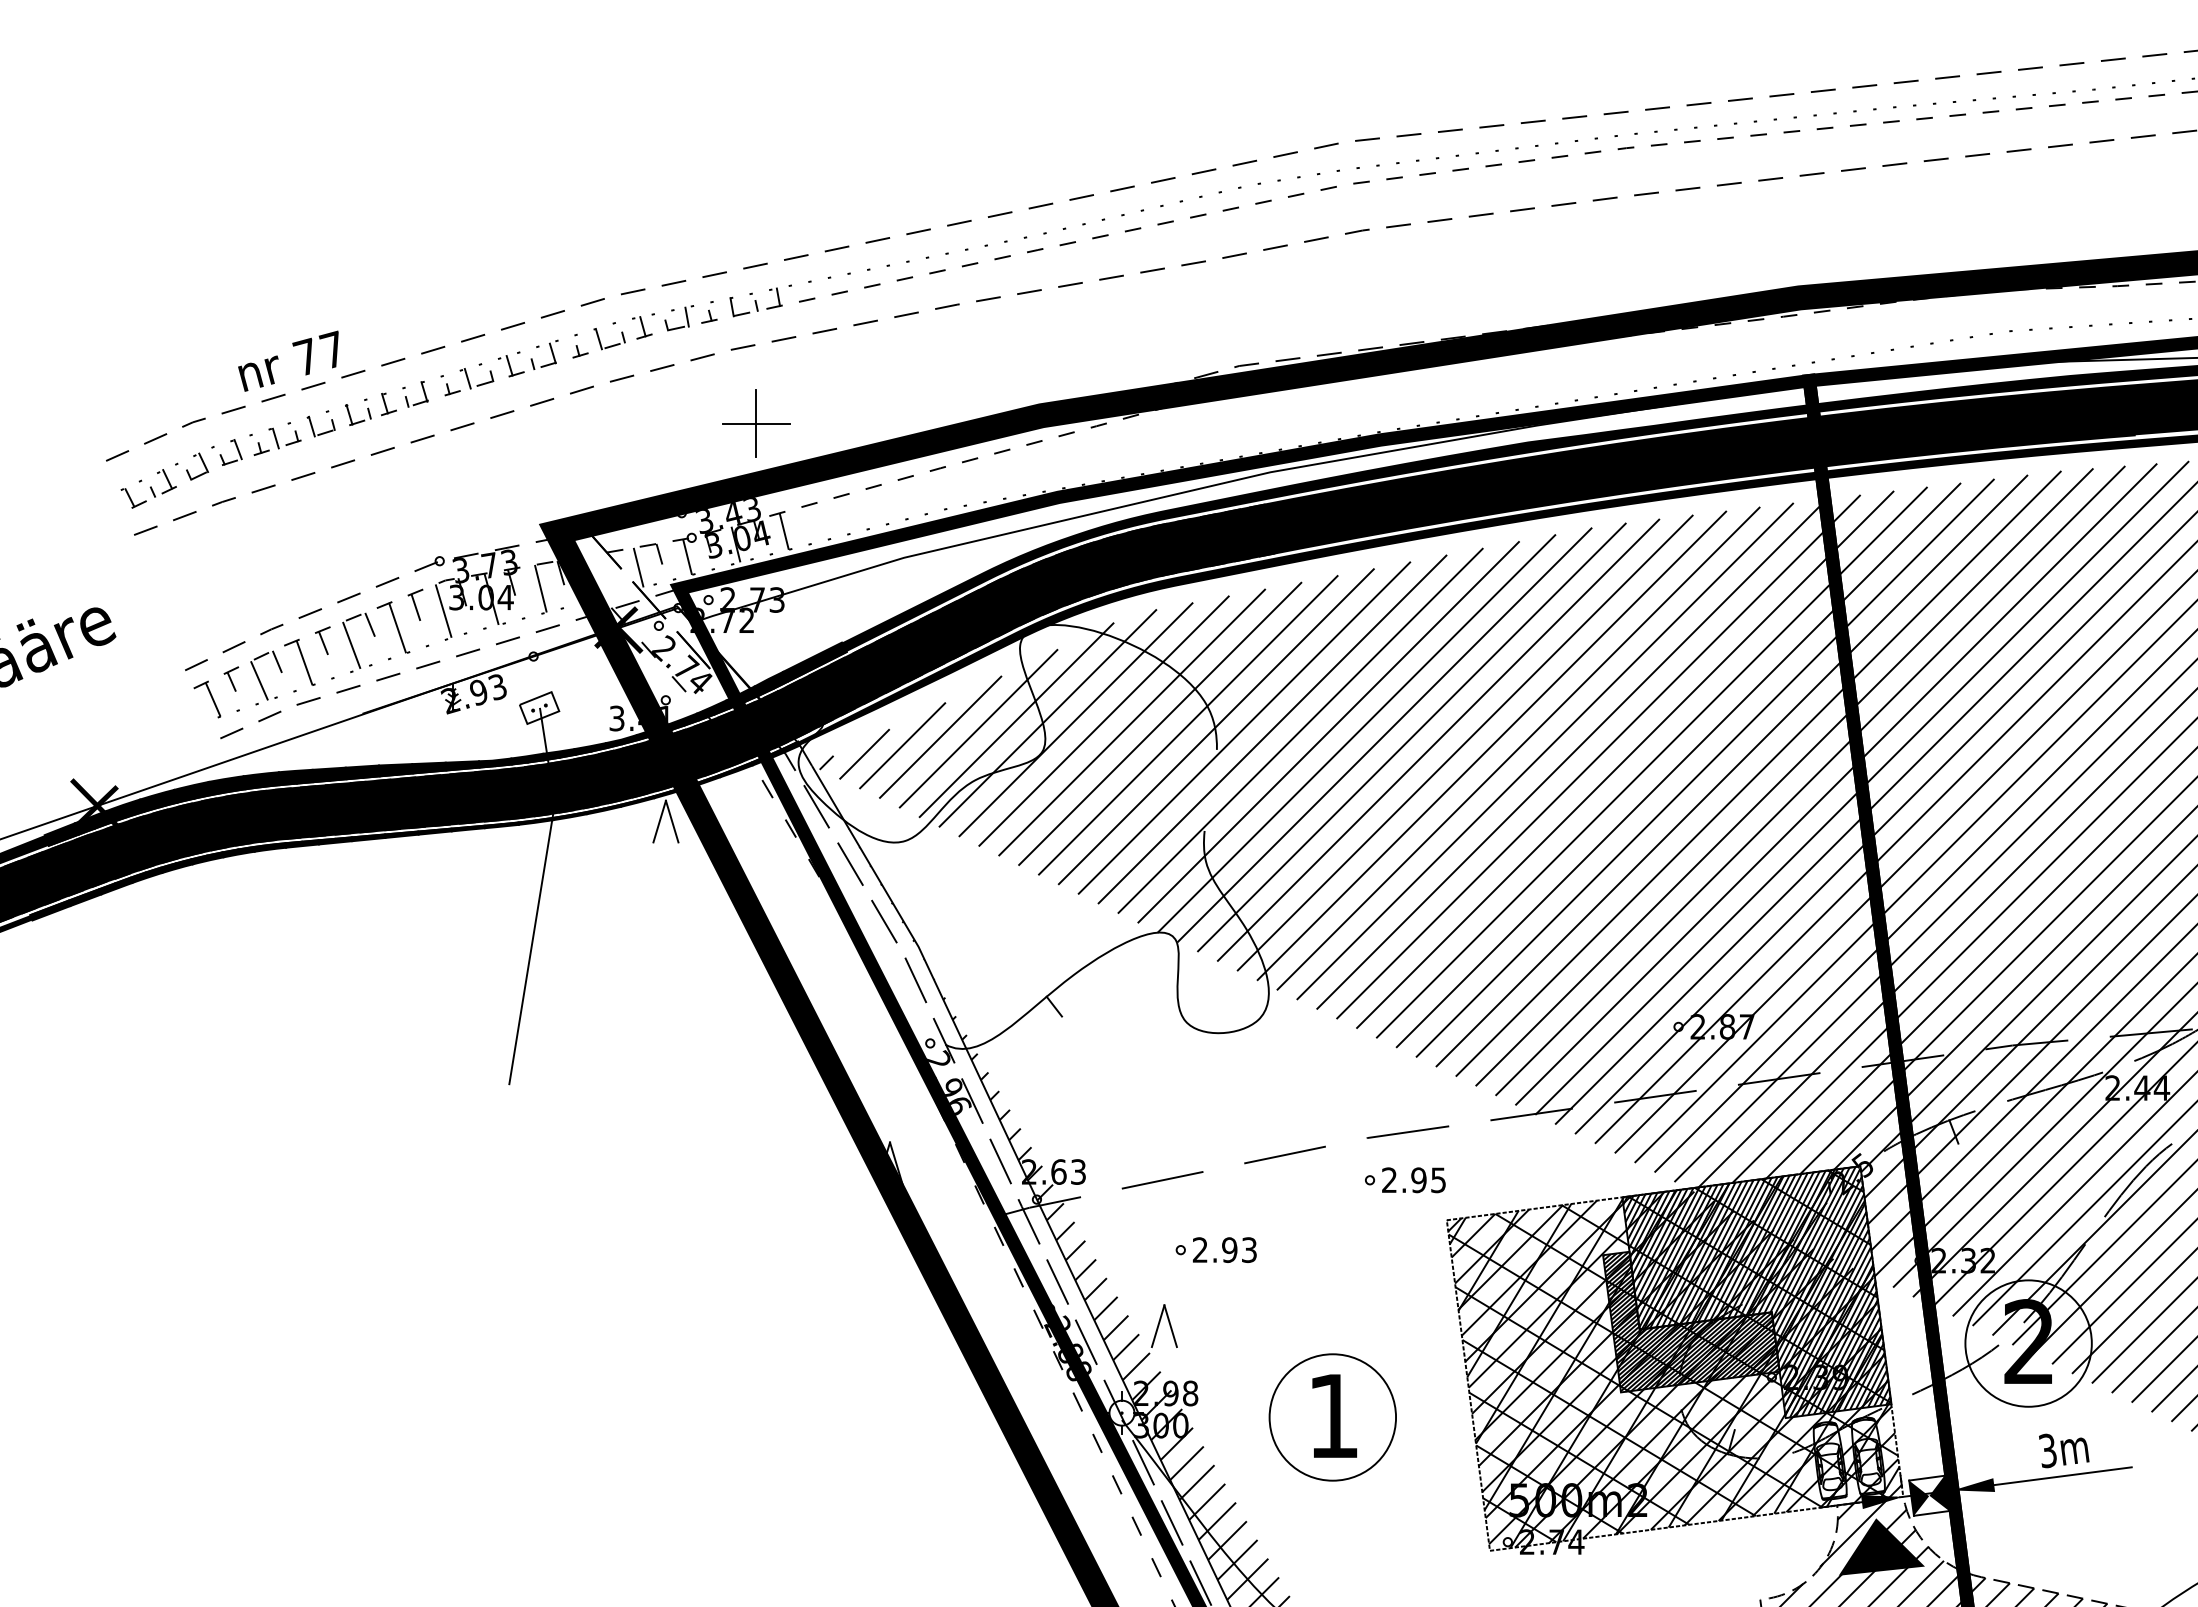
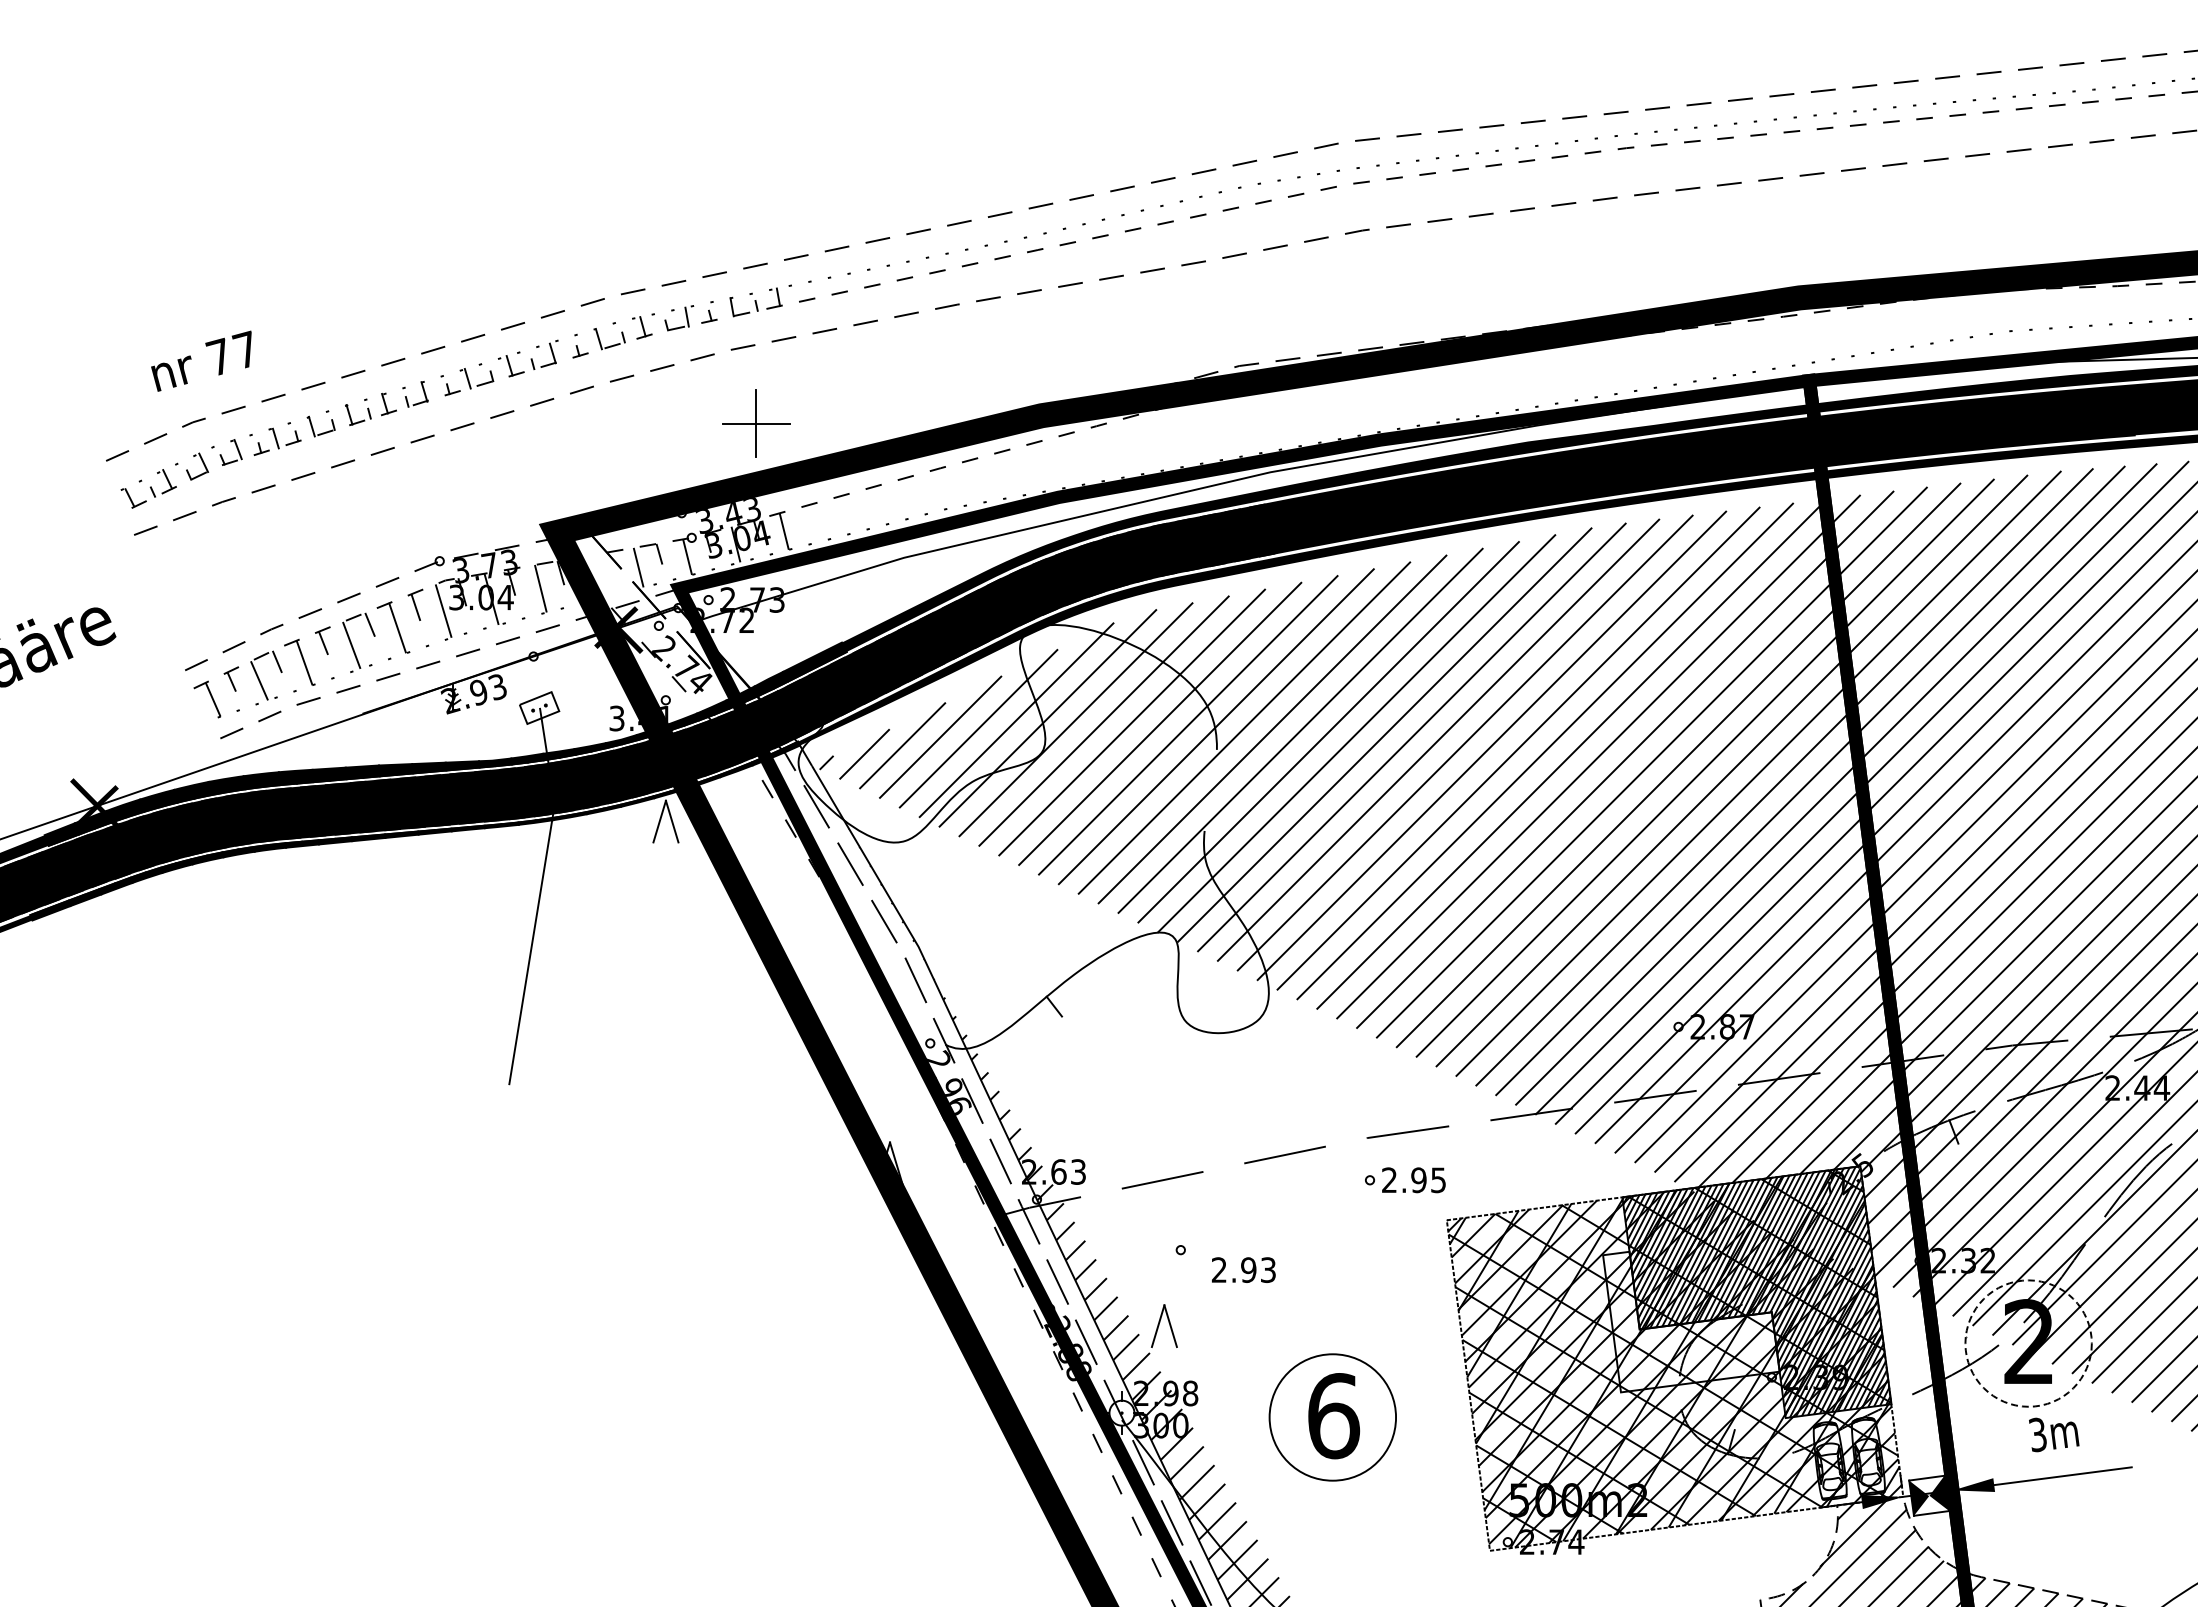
text position: (288, 360) -> (201, 360) (201, 360)
text position: (1224, 1249) -> (1243, 1269) (1243, 1269)
hatch: present -> none (1691, 1321)
circle: solid -> dashed (2028, 1343)
text: 1 -> 6 (1334, 1416)
text position: (2064, 1450) -> (2054, 1434) (2054, 1434)
fill: present -> none (1881, 1546)
